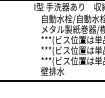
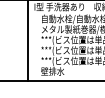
line: none -> present (27, 41)
